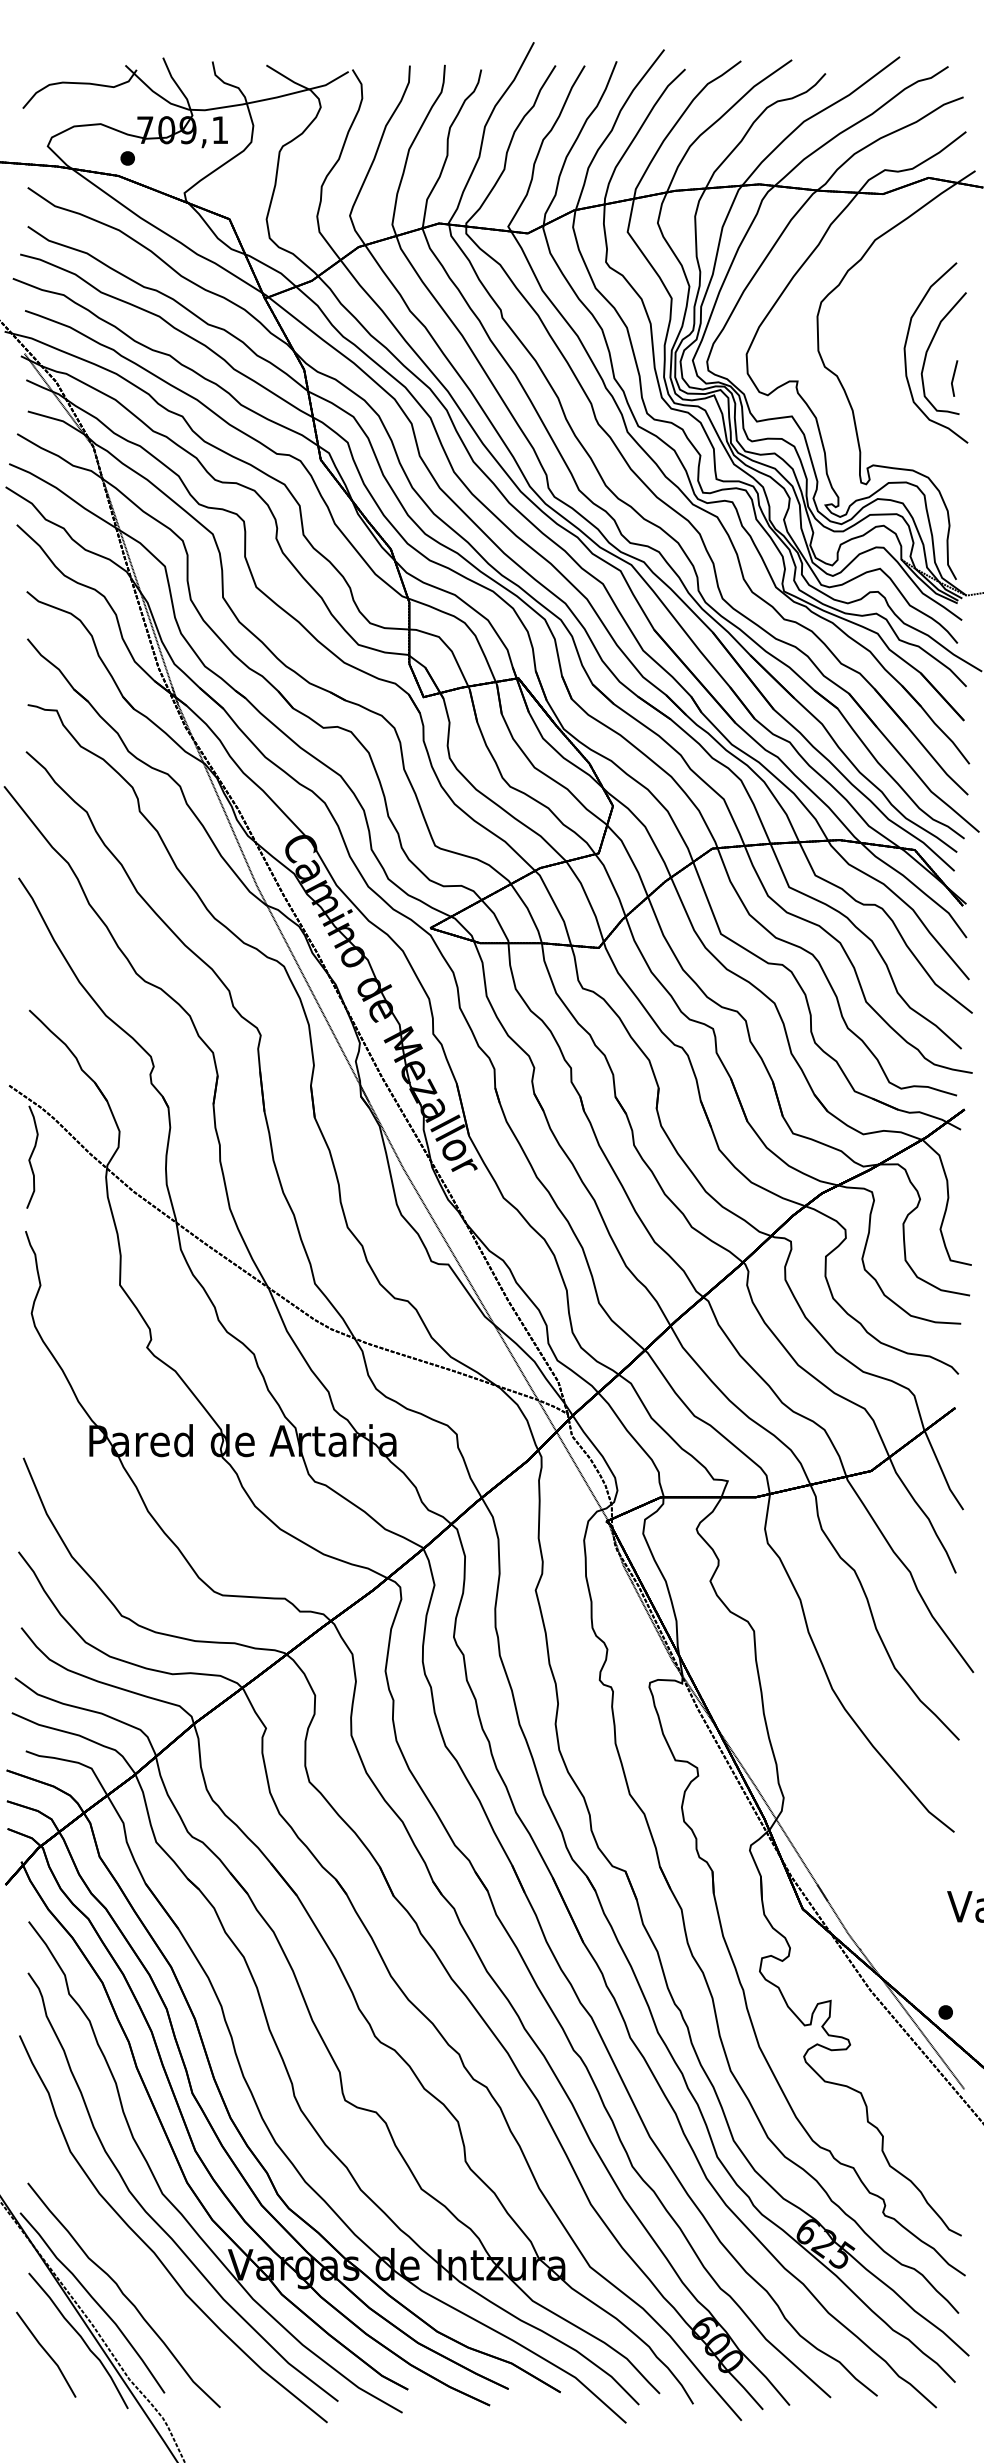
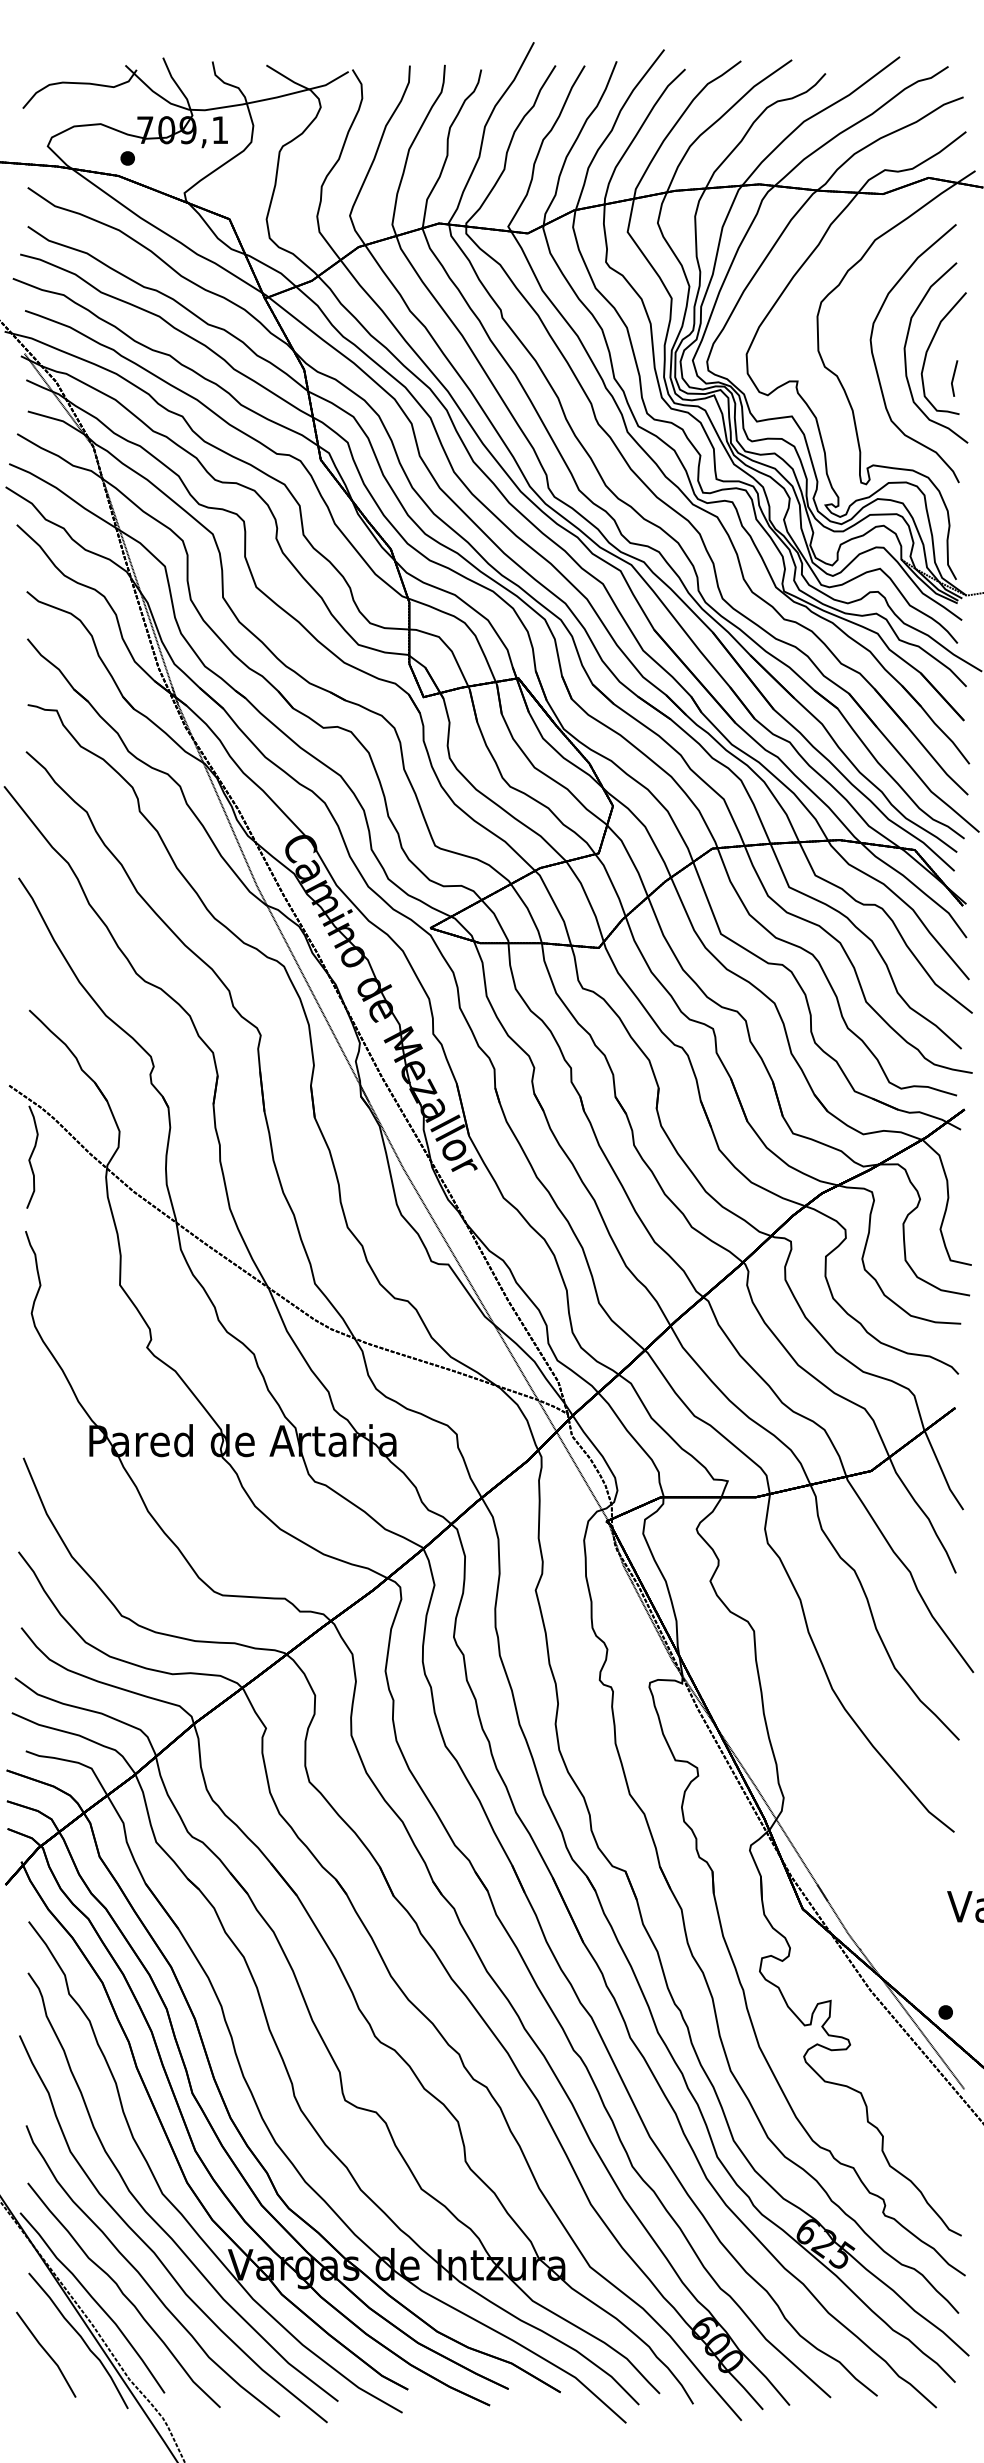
part: none -> present (875, 361)
curve: none -> present (144, 2278)
